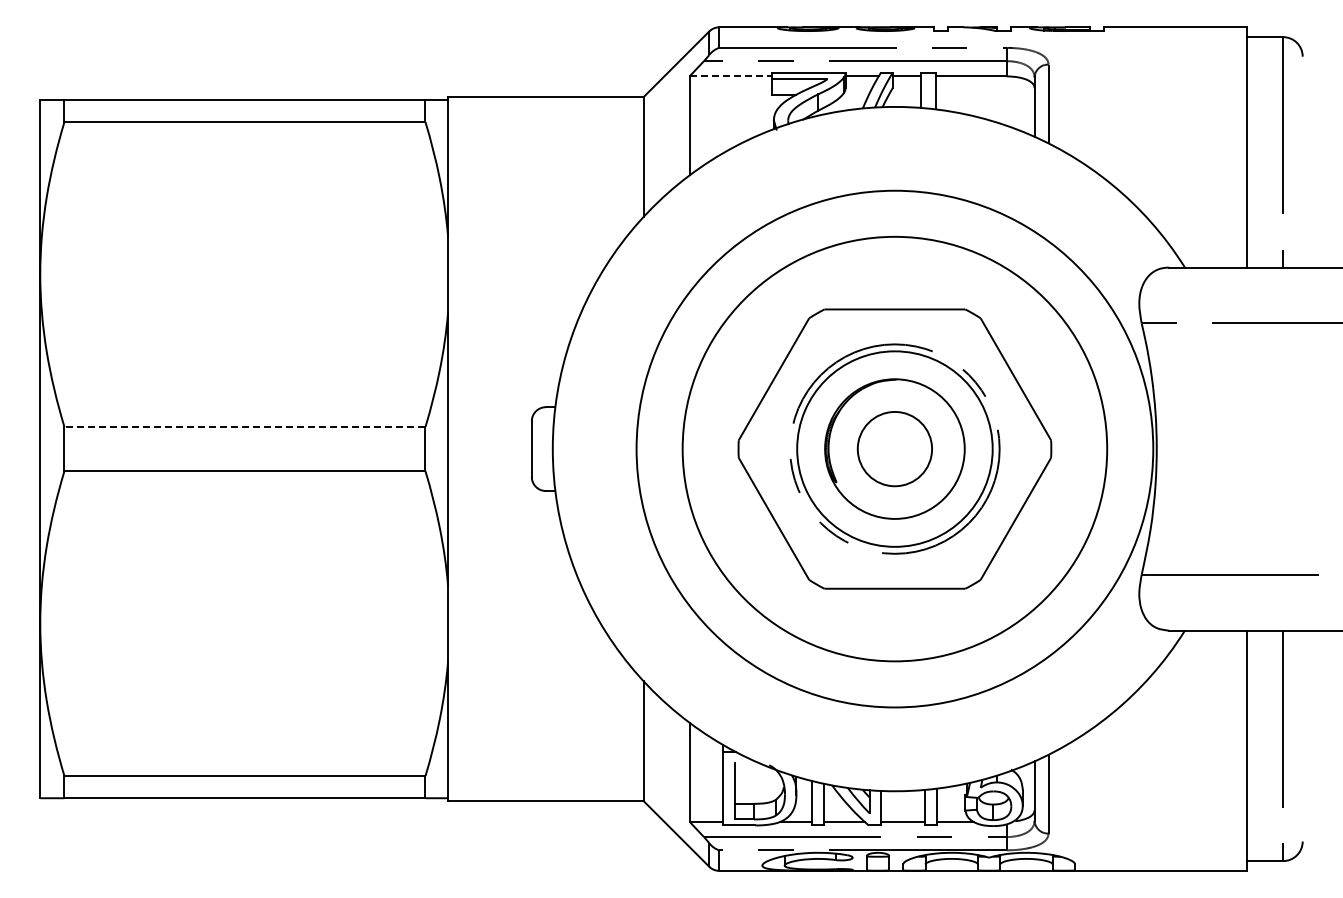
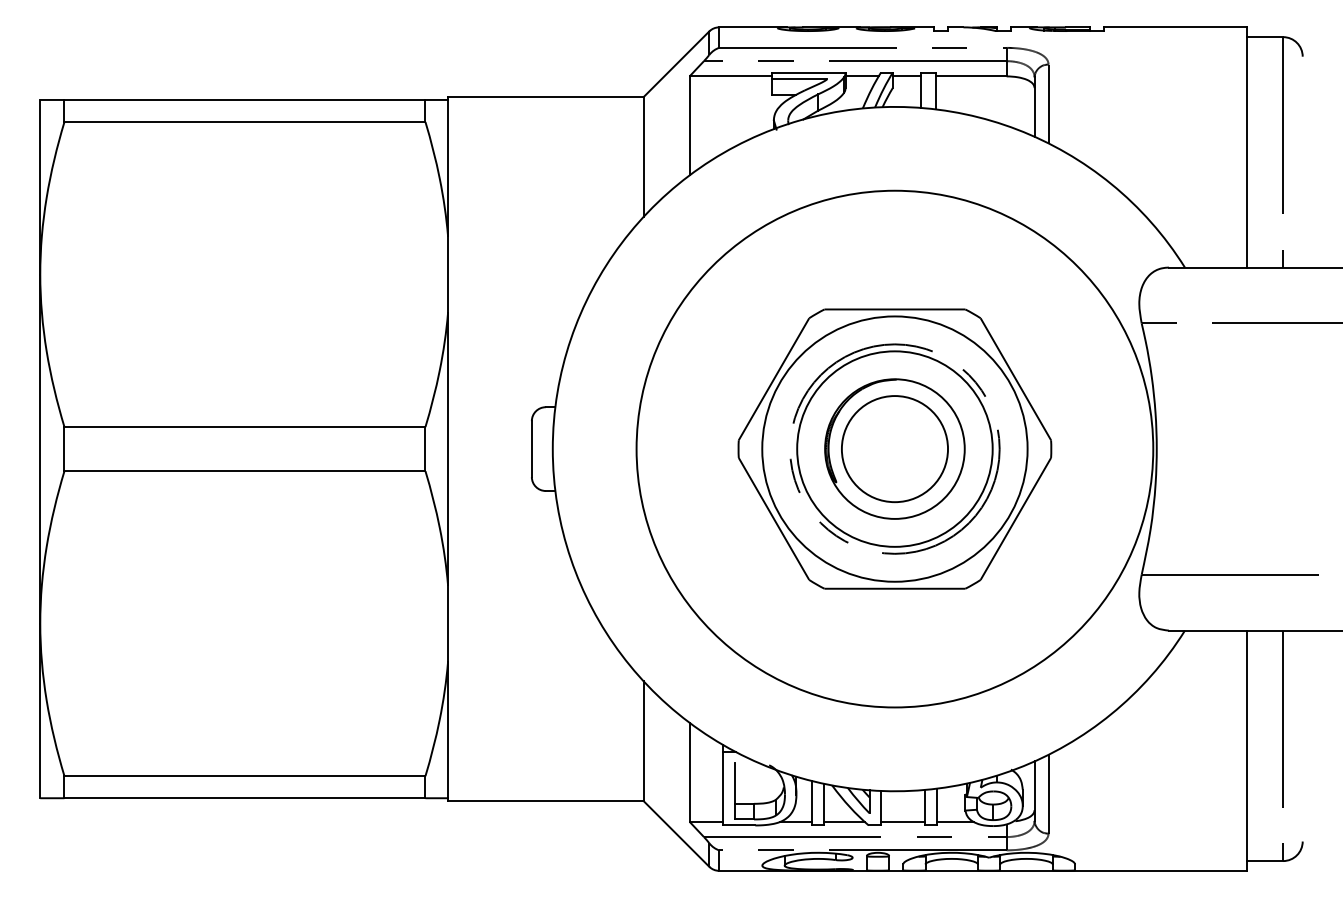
line: dashed -> solid (731, 76)
line: dashed -> solid (244, 427)
circle diameter: 425 px -> 265 px (894, 448)
circle diameter: 74 px -> 106 px (894, 449)
